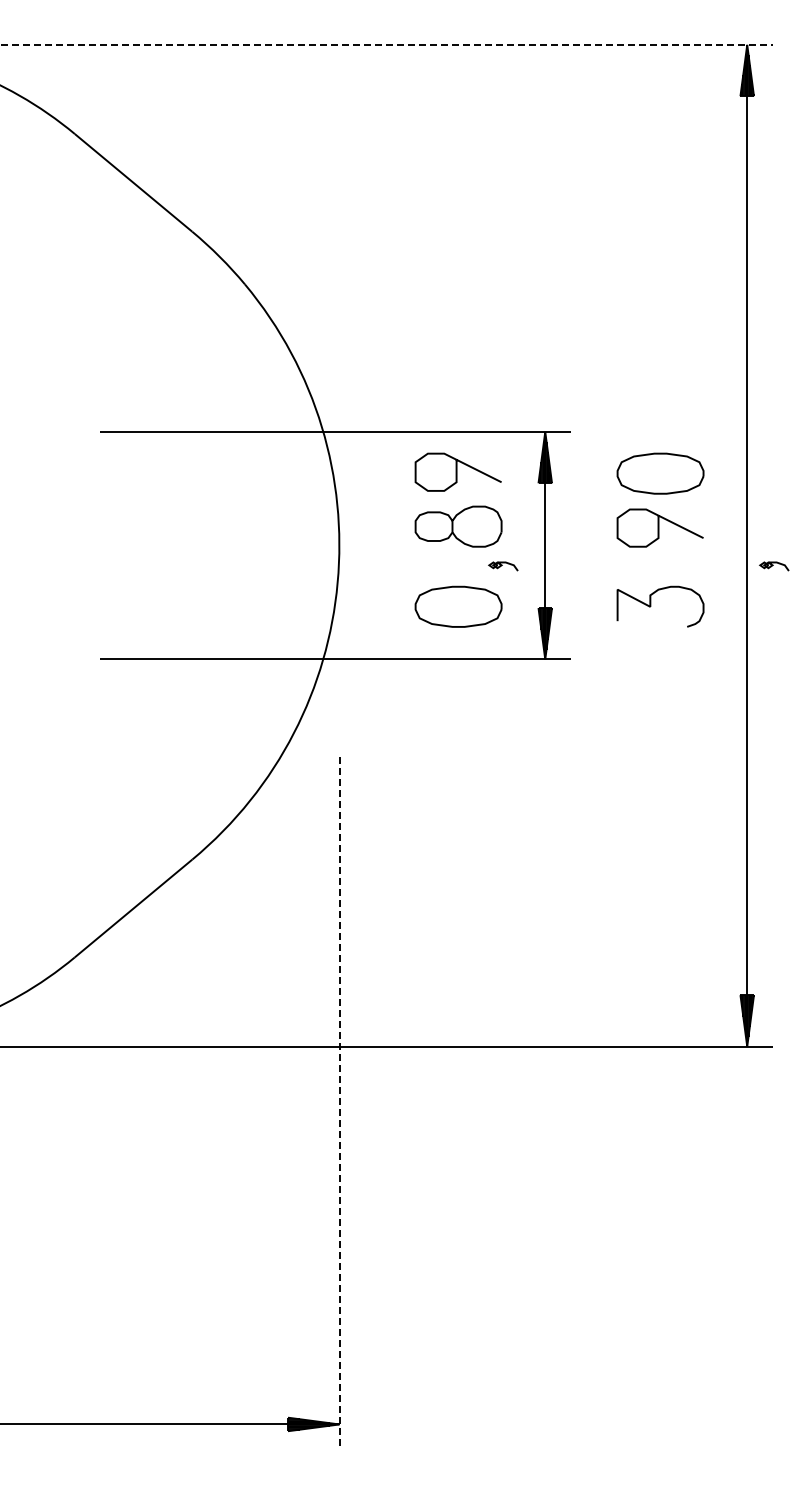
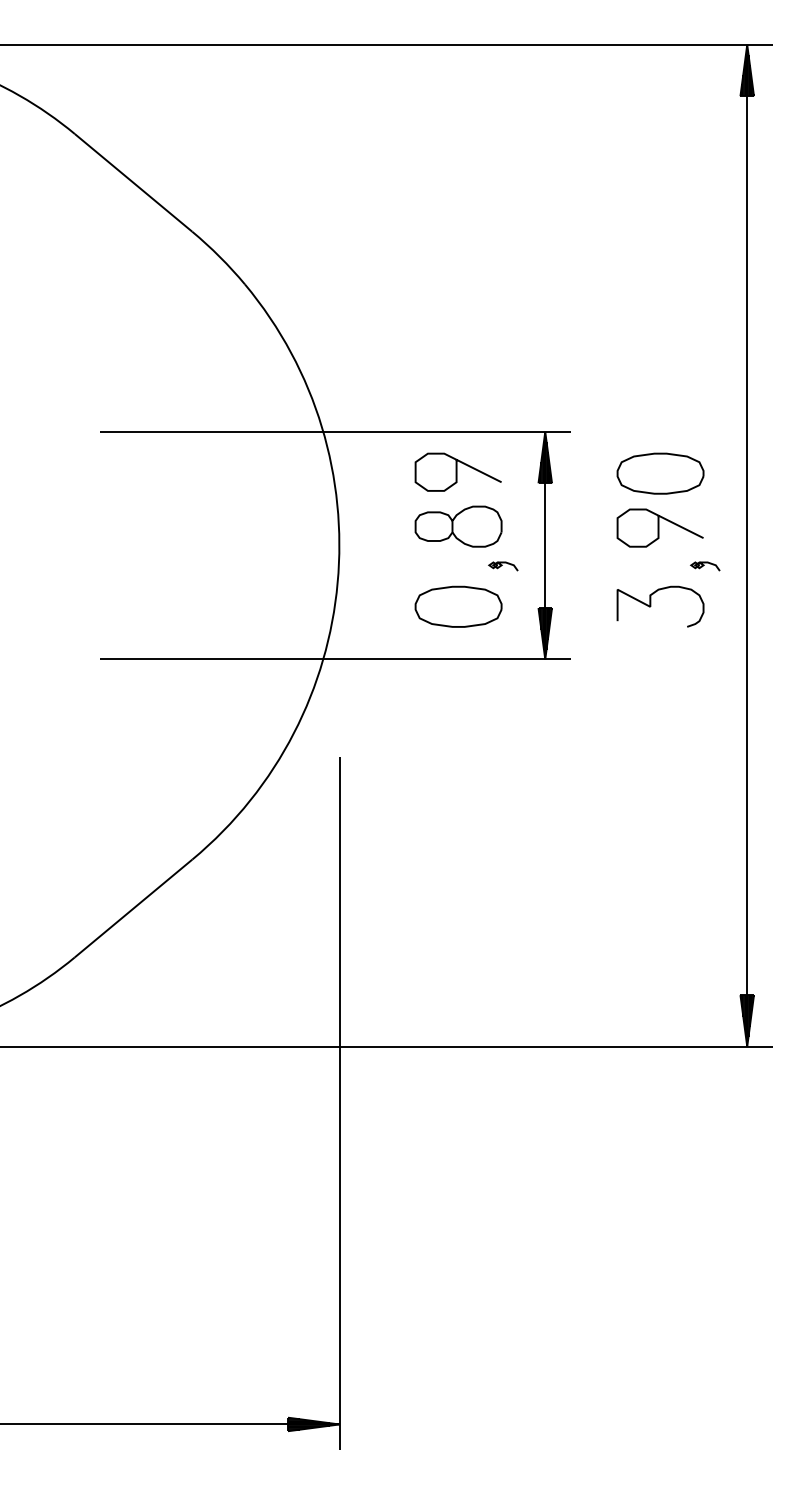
line: dashed -> solid (387, 44)
part position: (774, 566) -> (705, 566) (705, 566)
line: dashed -> solid (339, 1103)
